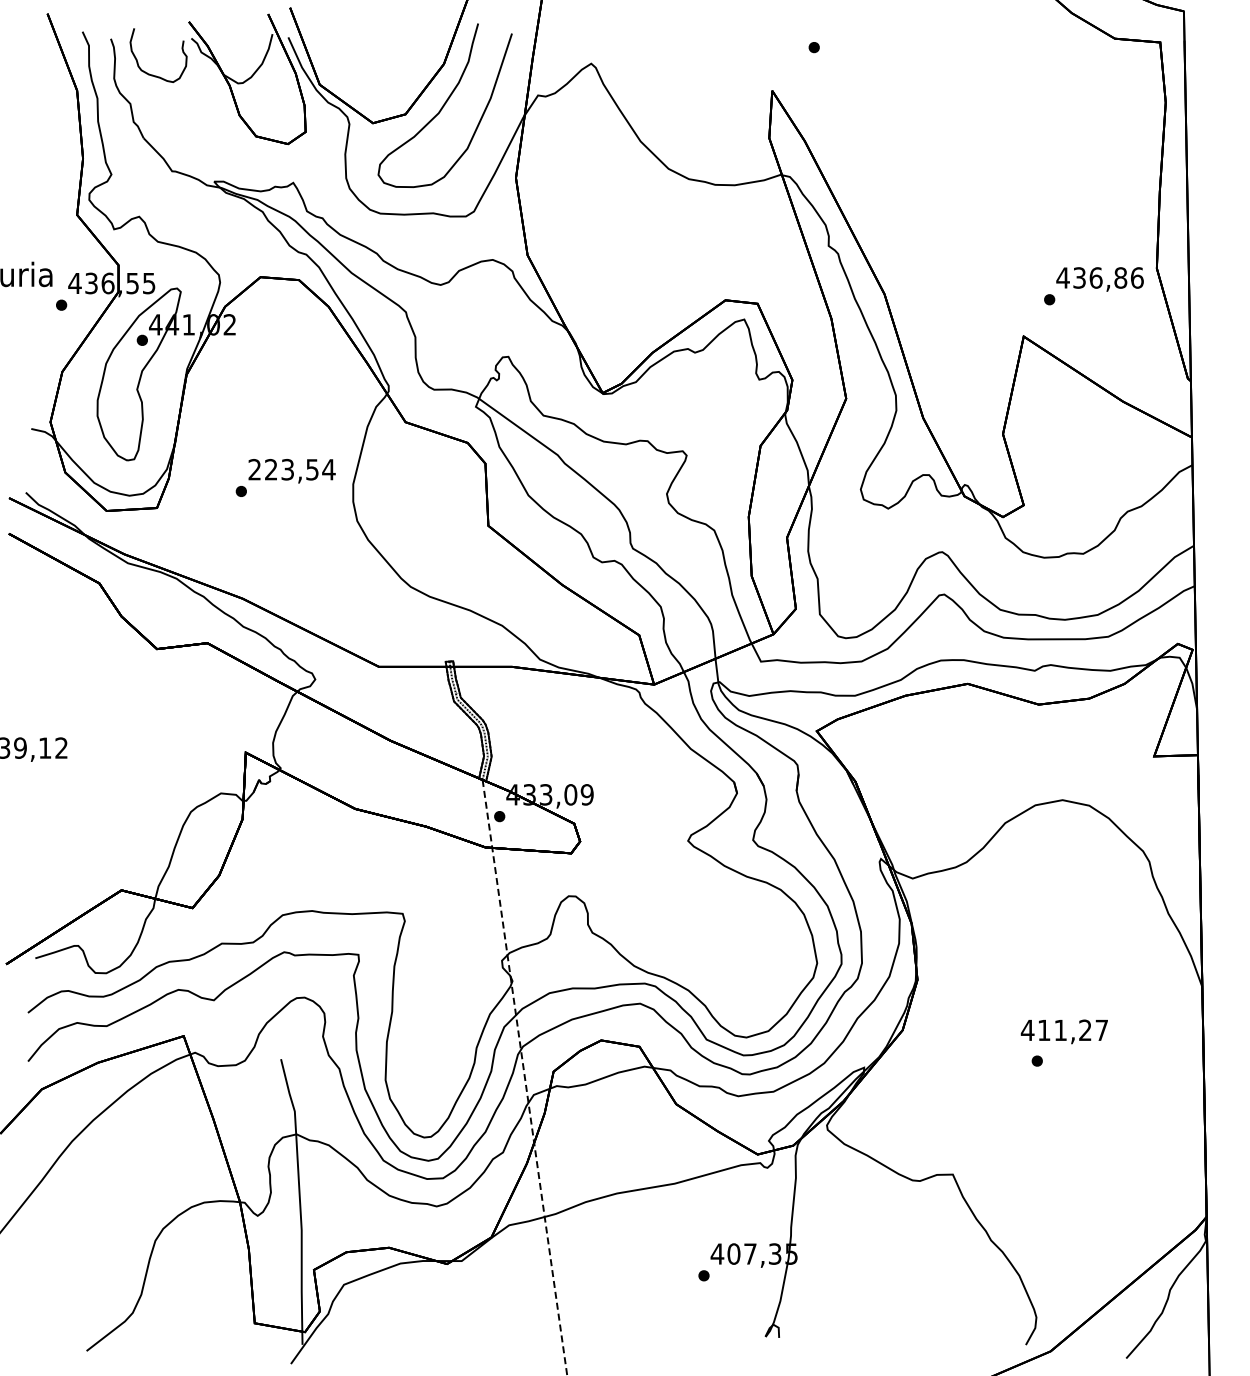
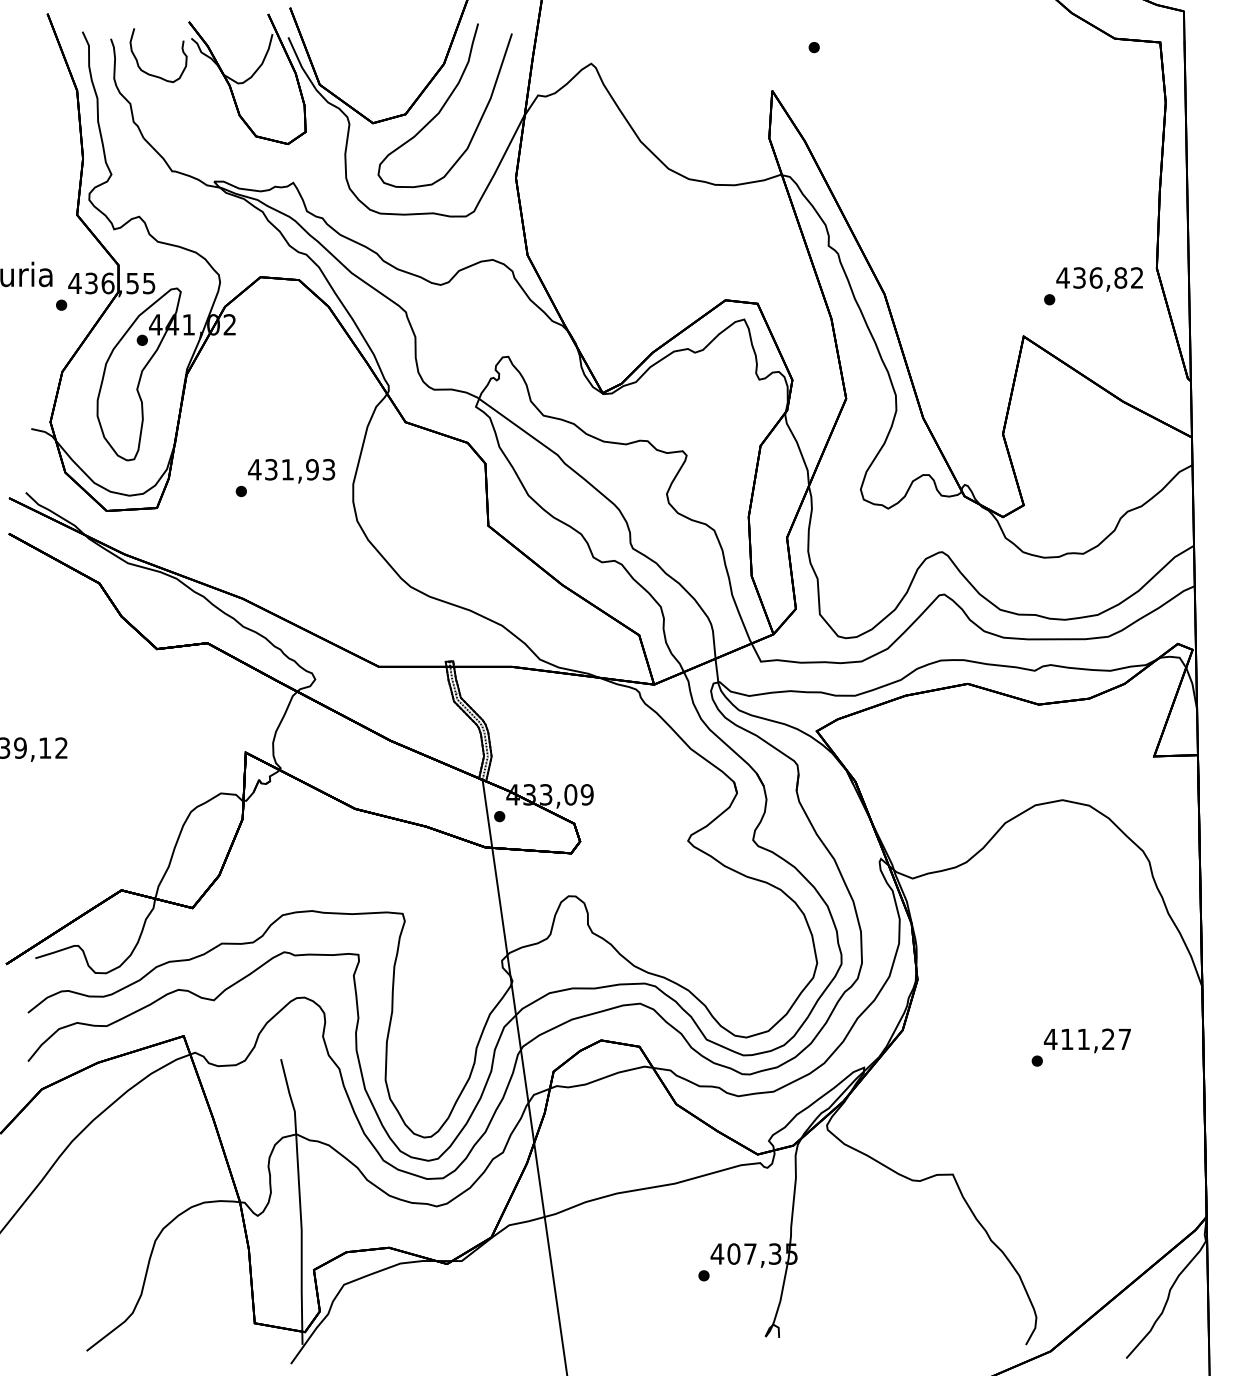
text: 436,86 -> 436,82 (1137, 277)
text: 223,54 -> 431,93 (291, 469)
text position: (1063, 1031) -> (1086, 1040) (1086, 1040)
line: dashed -> solid (524, 1077)
